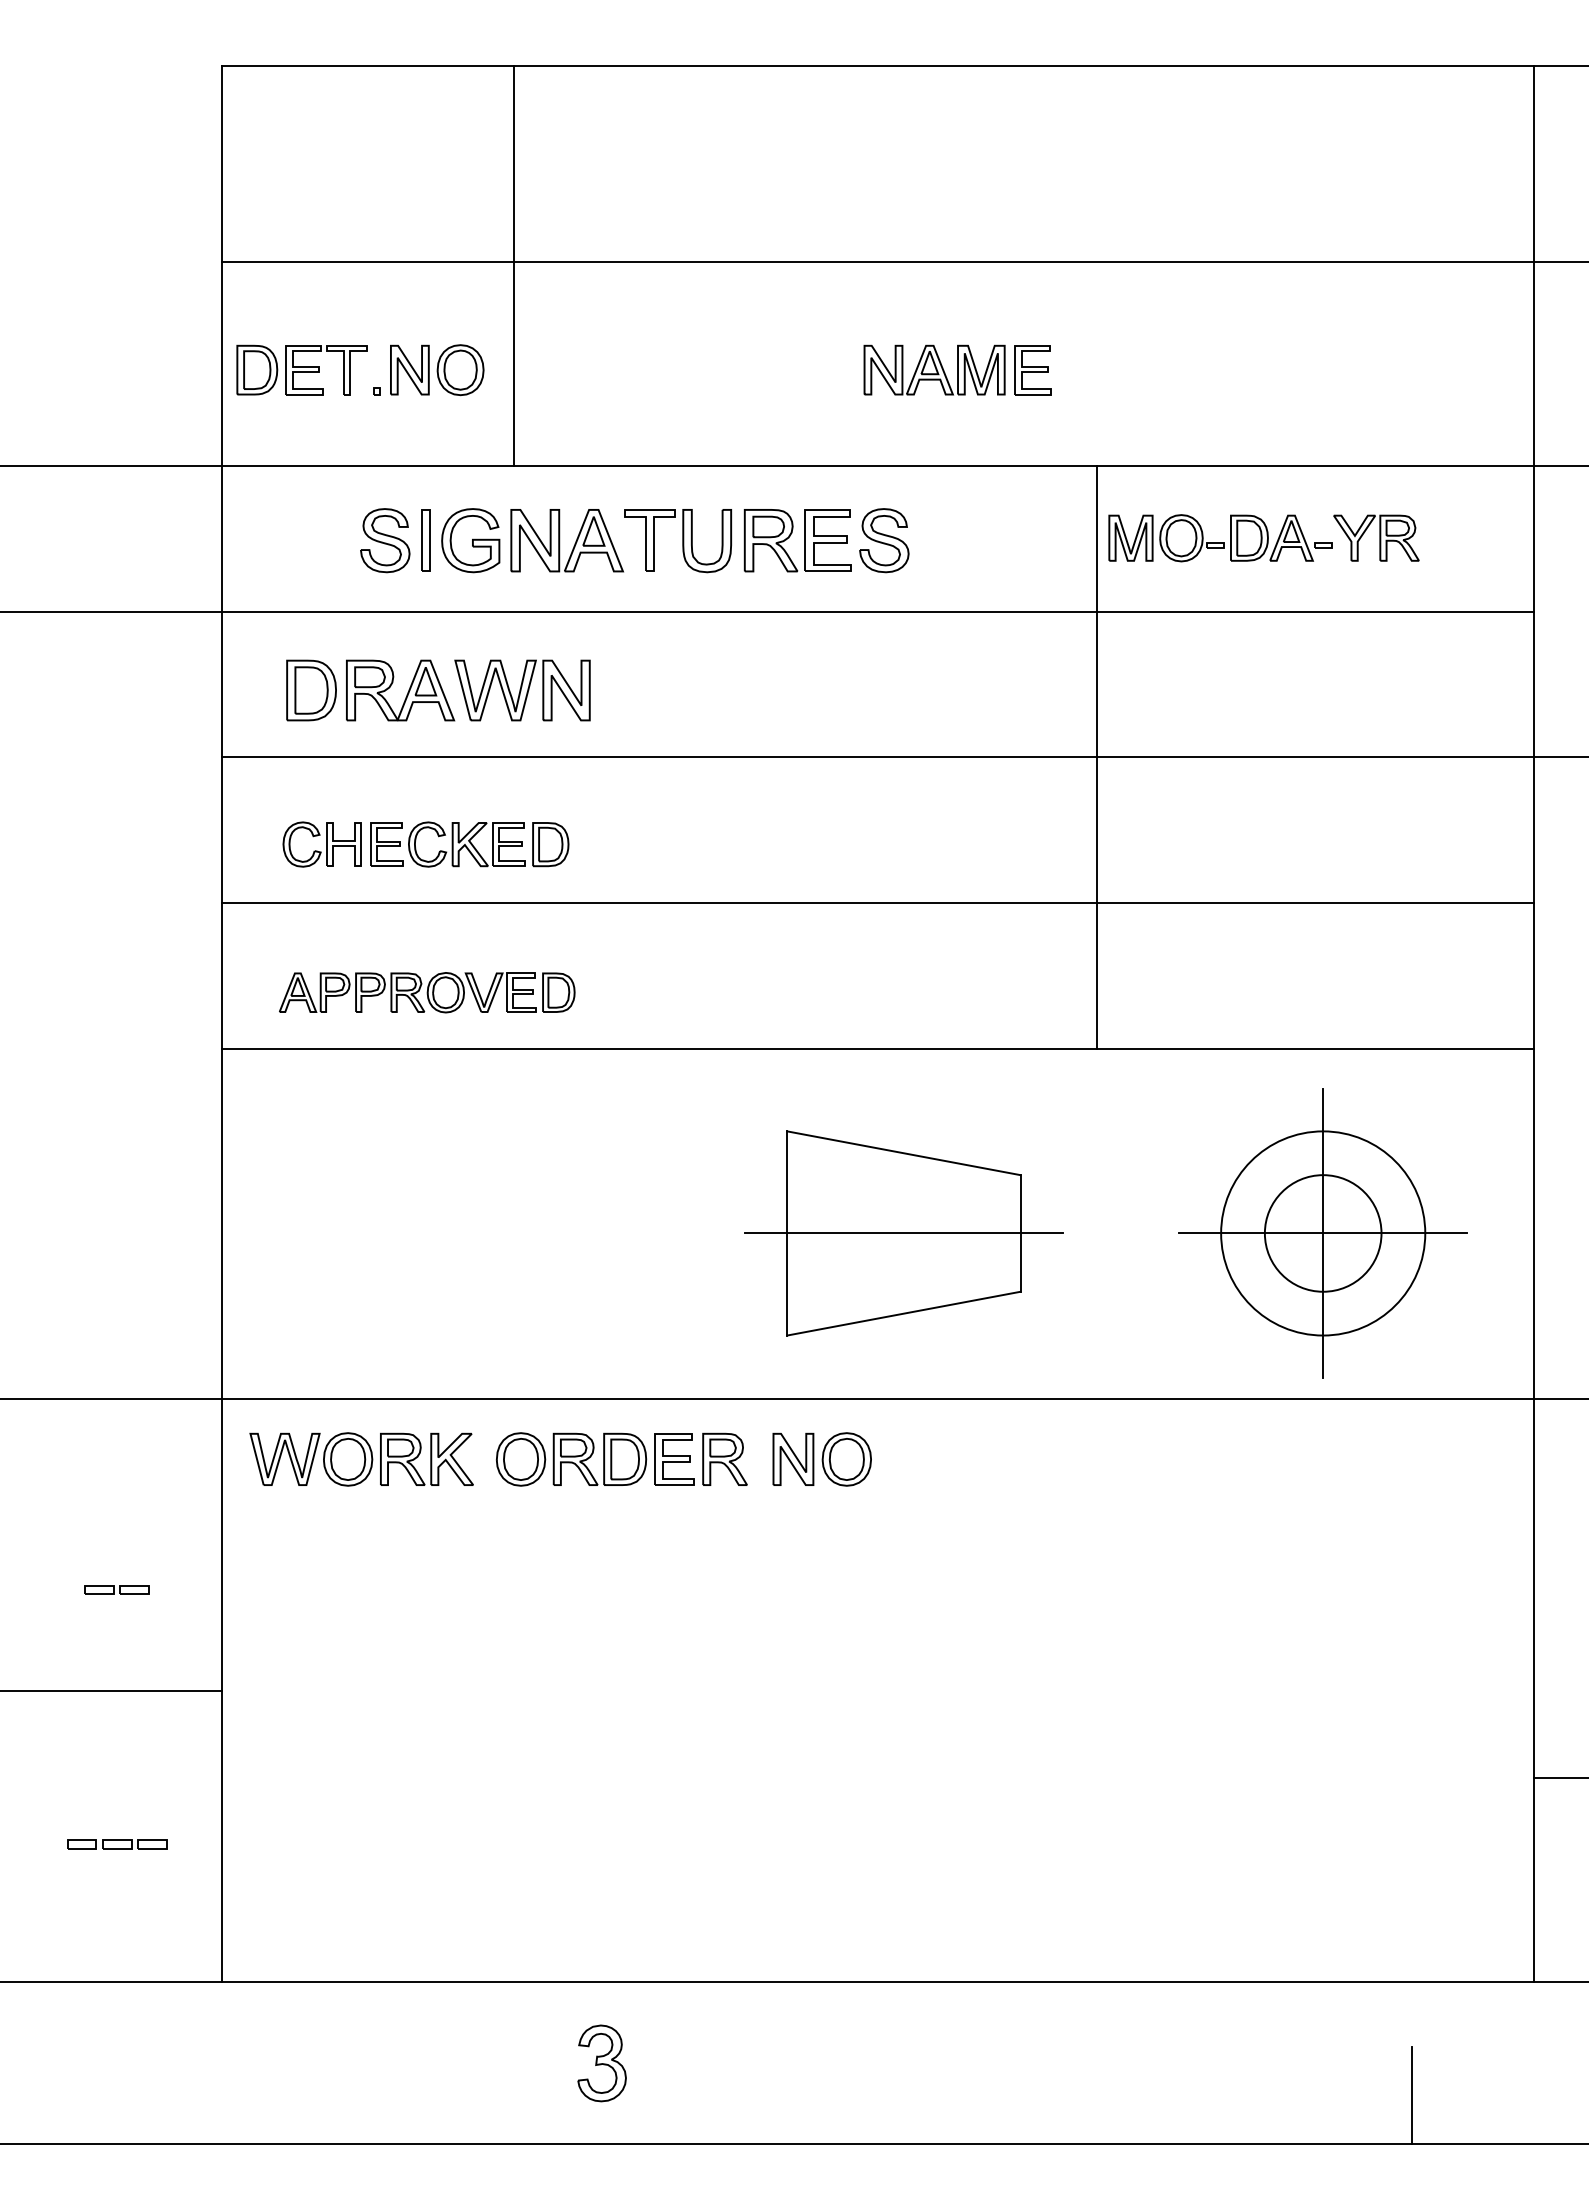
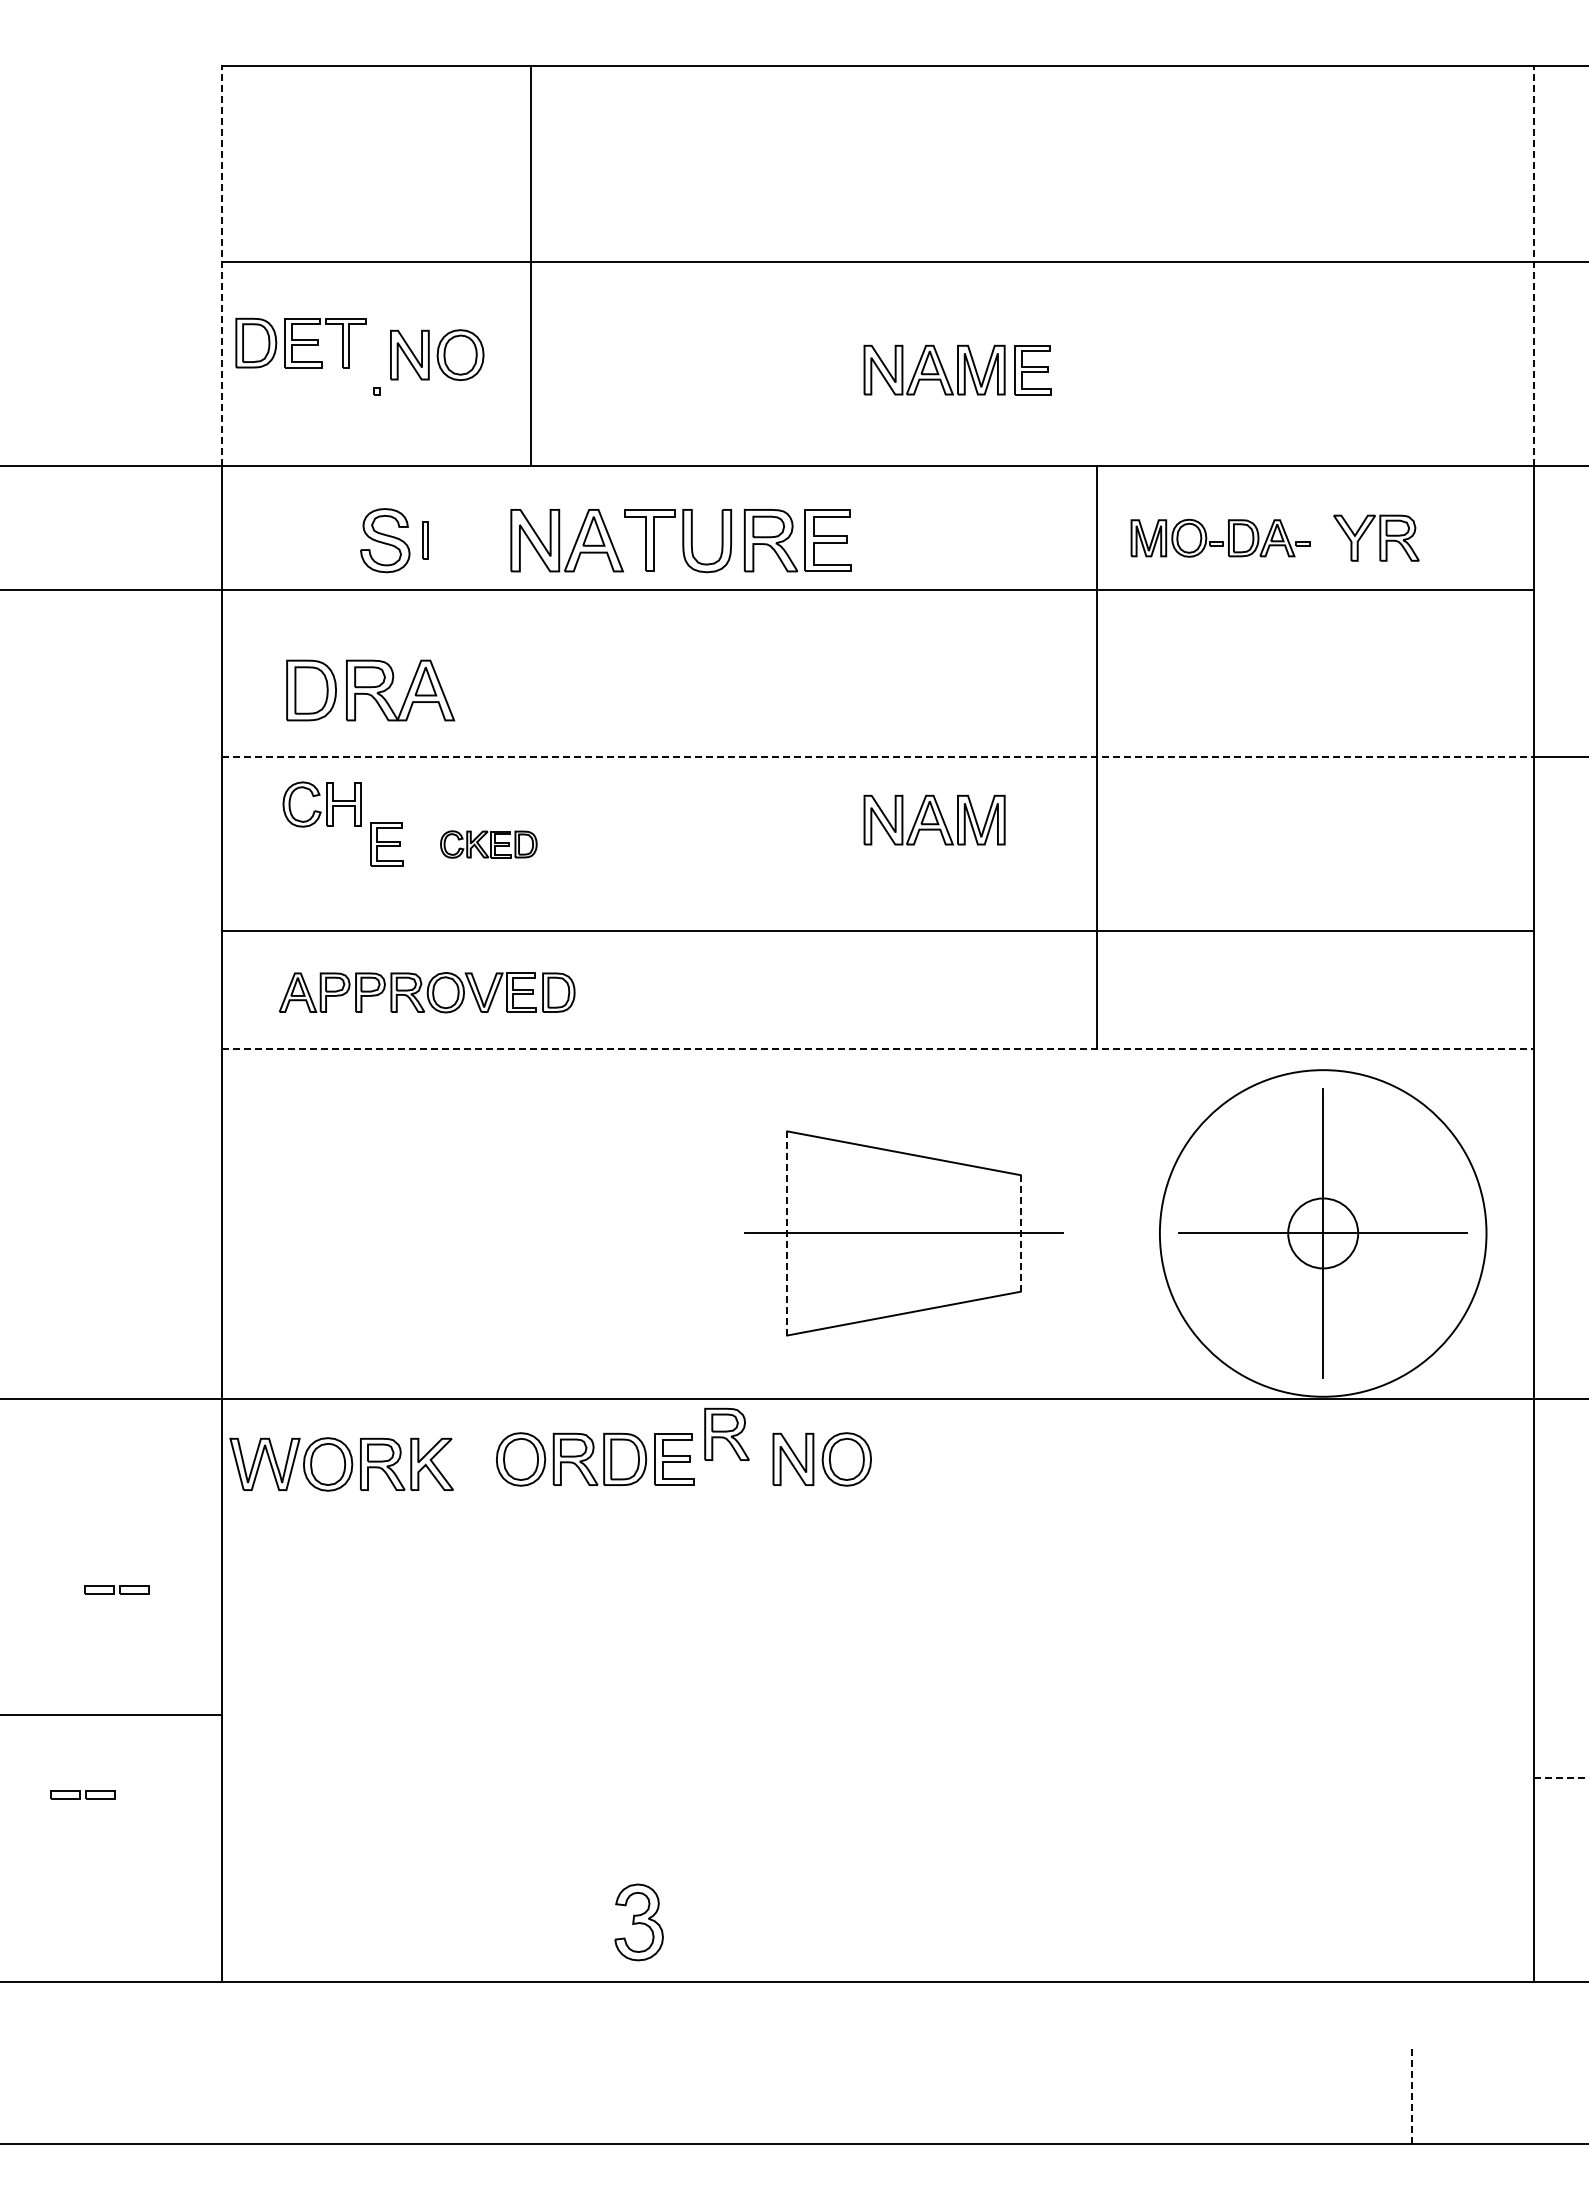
line position: (513, 265) -> (530, 265) (530, 265)
line: solid -> dashed (222, 266)
line: solid -> dashed (1534, 266)
part position: (301, 369) -> (300, 342) (300, 342)
part position: (437, 370) -> (437, 355) (437, 355)
part size: 225x49 px -> 181x40 px (1220, 537)
part size: 10x63 px -> 7x39 px (425, 540)
part: present -> none (470, 540)
part: present -> none (884, 540)
line position: (768, 611) -> (768, 589) (768, 589)
part: present -> none (522, 690)
line: solid -> dashed (878, 757)
part: none -> present (934, 819)
part position: (321, 844) -> (321, 804) (321, 804)
part size: 162x47 px -> 98x29 px (488, 844)
line position: (878, 903) -> (878, 931) (878, 931)
line: solid -> dashed (878, 1049)
line: solid -> dashed (787, 1232)
line: solid -> dashed (1020, 1232)
circle diameter: 117 px -> 70 px (1323, 1233)
circle diameter: 204 px -> 327 px (1322, 1233)
part position: (724, 1458) -> (726, 1433) (726, 1433)
part position: (361, 1459) -> (341, 1464) (341, 1464)
line position: (112, 1690) -> (112, 1714) (112, 1714)
line: solid -> dashed (1561, 1778)
part: none -> present (82, 1794)
part: present -> none (117, 1844)
part position: (601, 2063) -> (638, 1922) (638, 1922)
line: solid -> dashed (1412, 2094)
